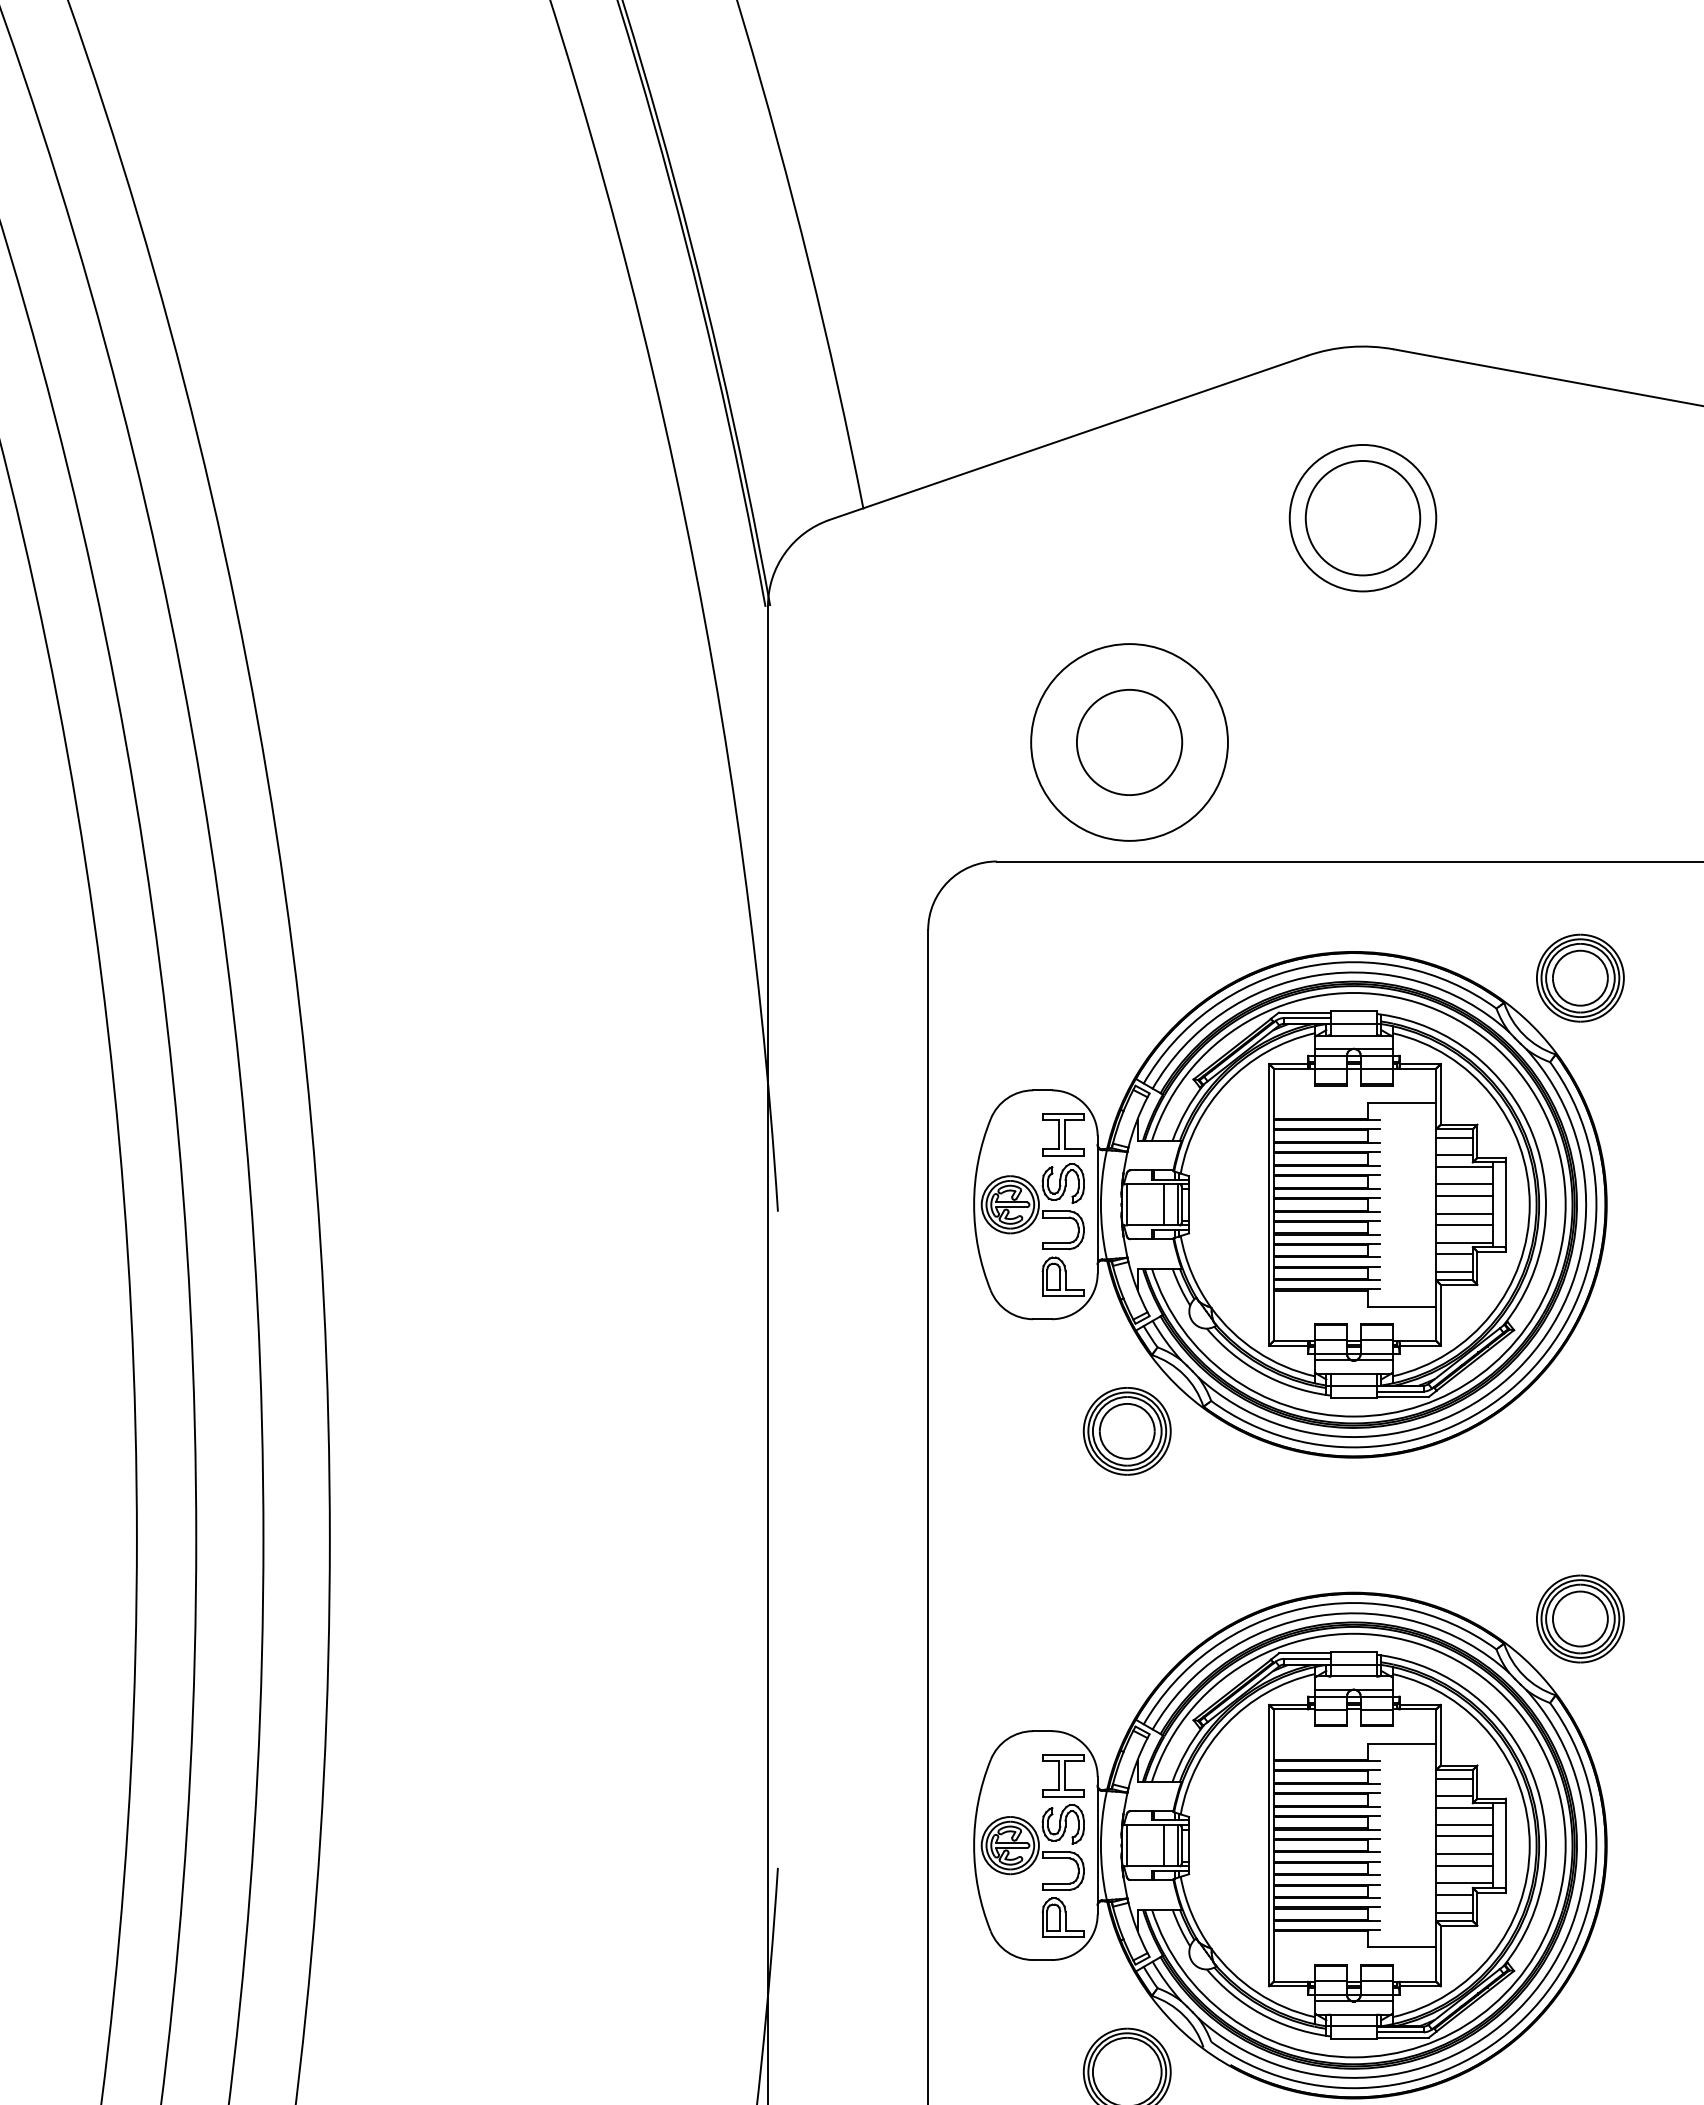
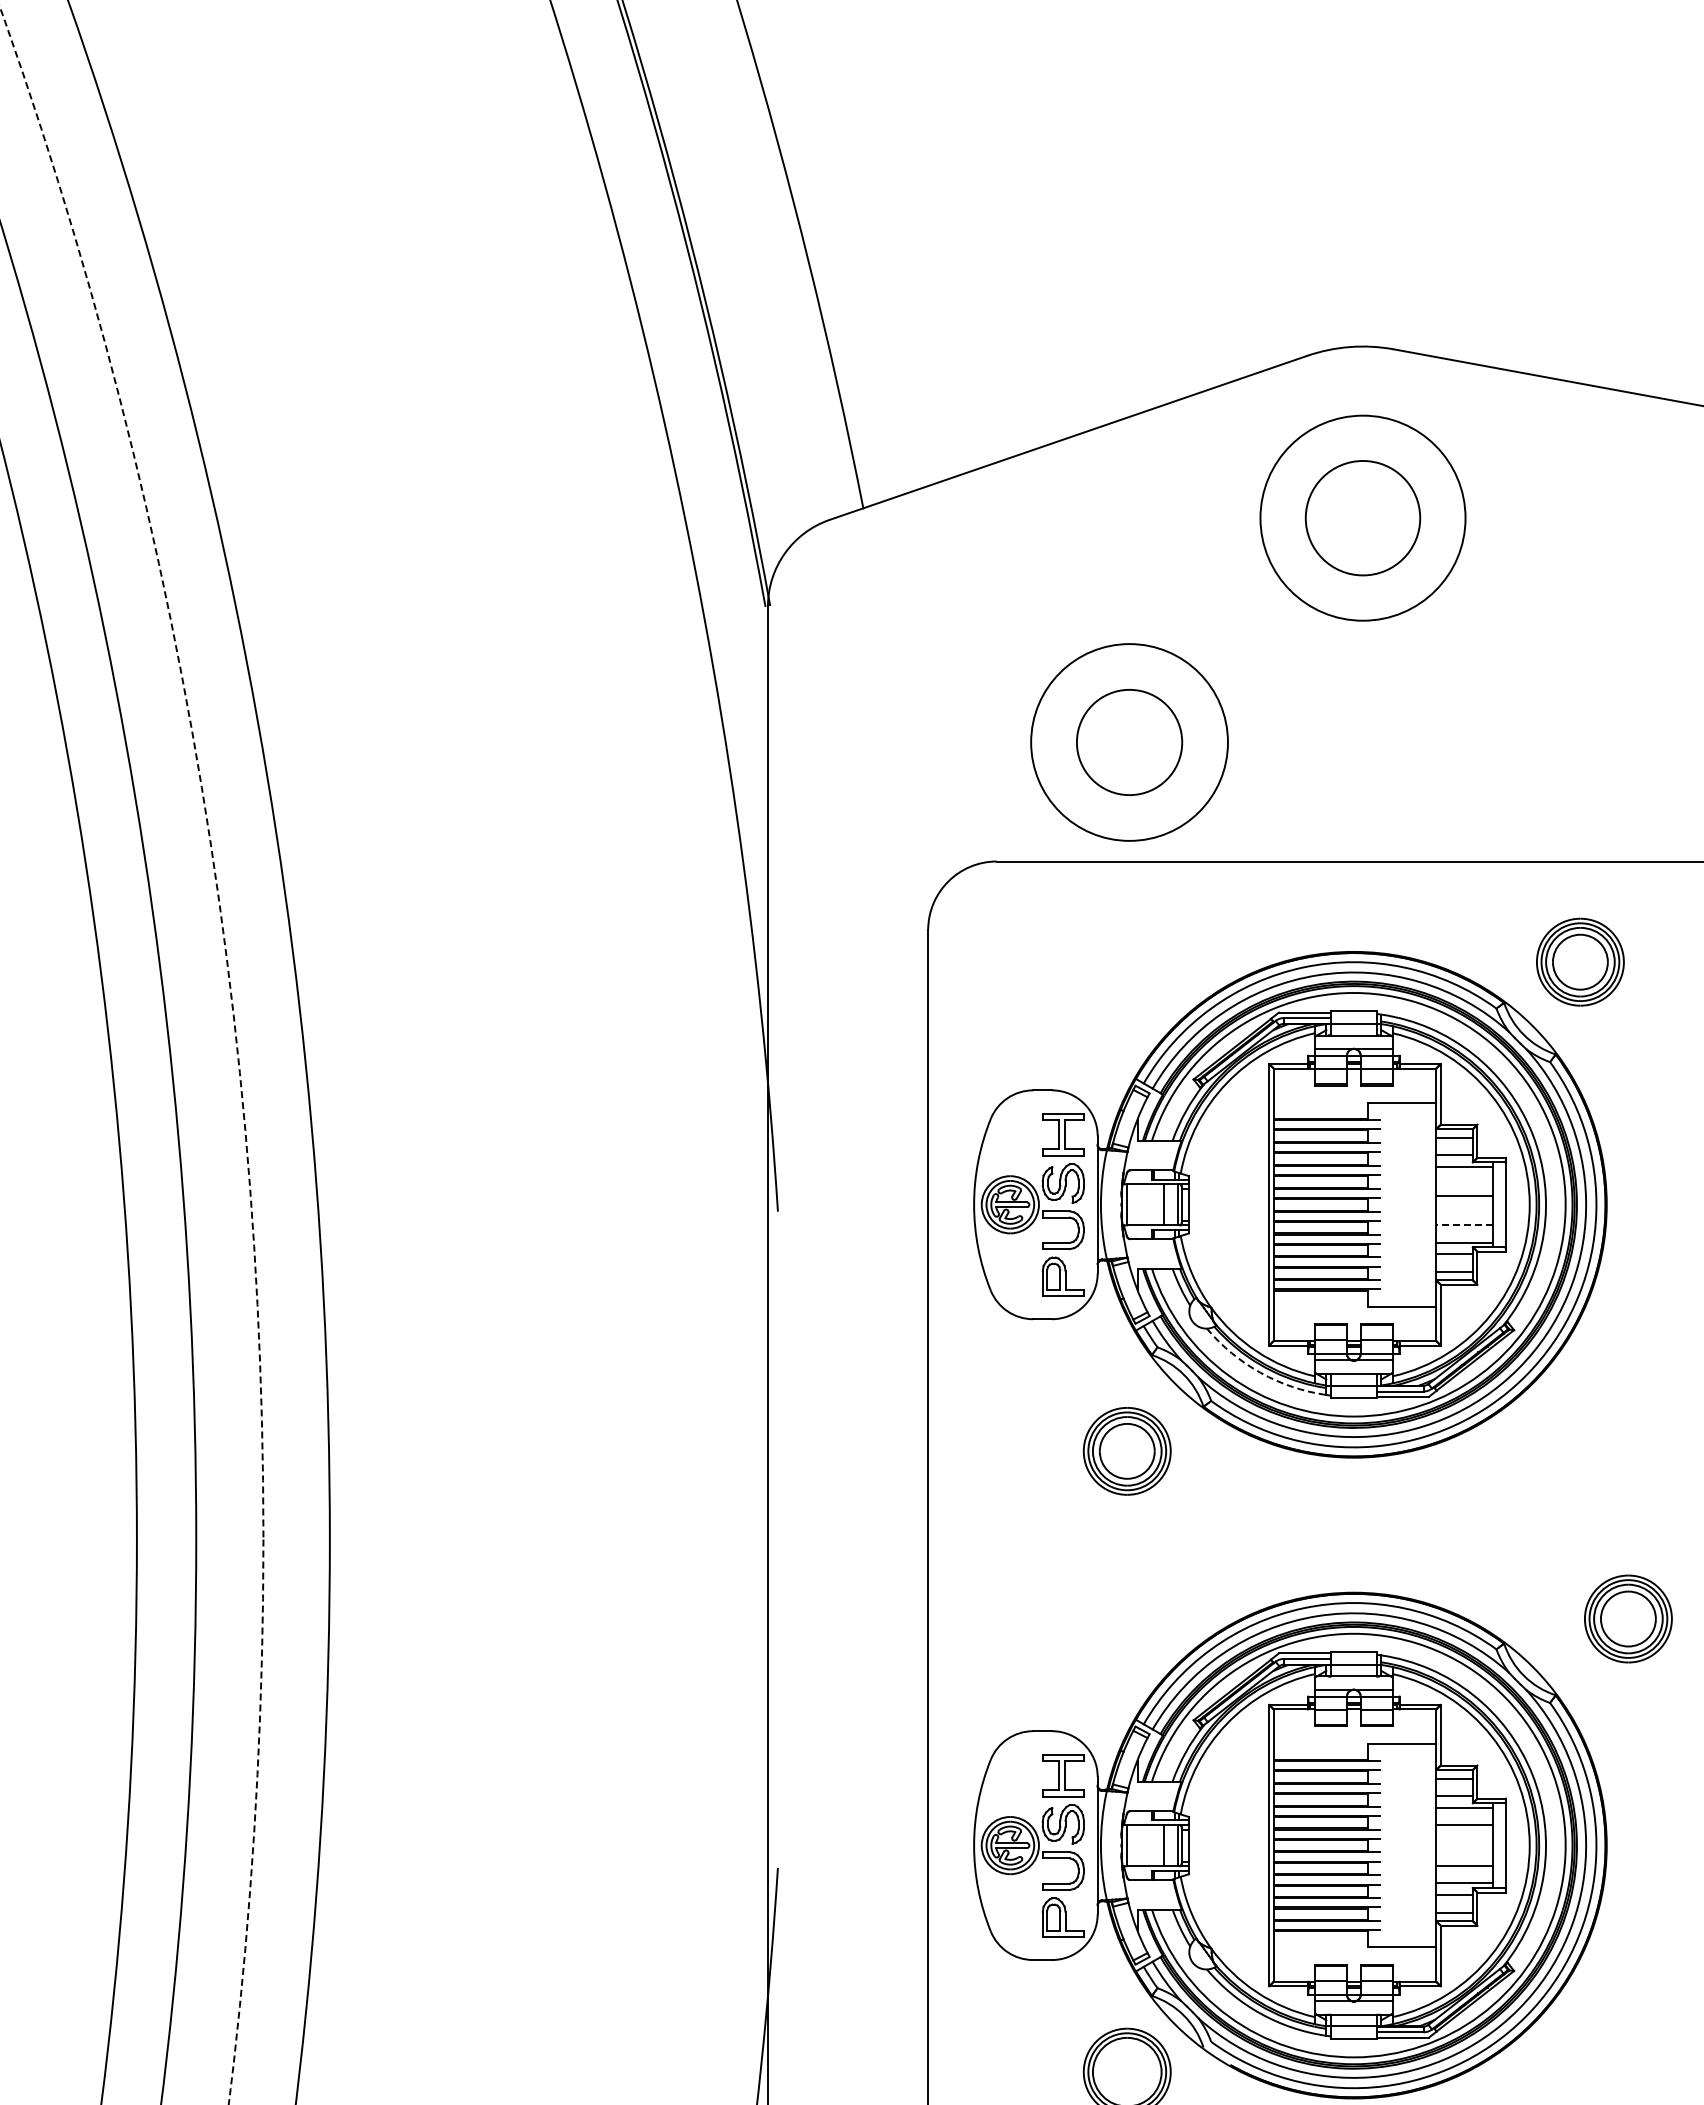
circle diameter: 146 px -> 205 px (1362, 517)
part position: (1580, 977) -> (1580, 961) (1580, 961)
circle: solid -> dashed (131, 1055)
line: present -> none (1464, 1184)
line: present -> none (1464, 1213)
line: solid -> dashed (1464, 1225)
arc: solid -> dashed (1260, 1372)
part position: (1126, 1431) -> (1126, 1451) (1126, 1451)
part position: (1580, 1618) -> (1628, 1618) (1628, 1618)
line: present -> none (1464, 1836)
line: present -> none (1464, 1854)
